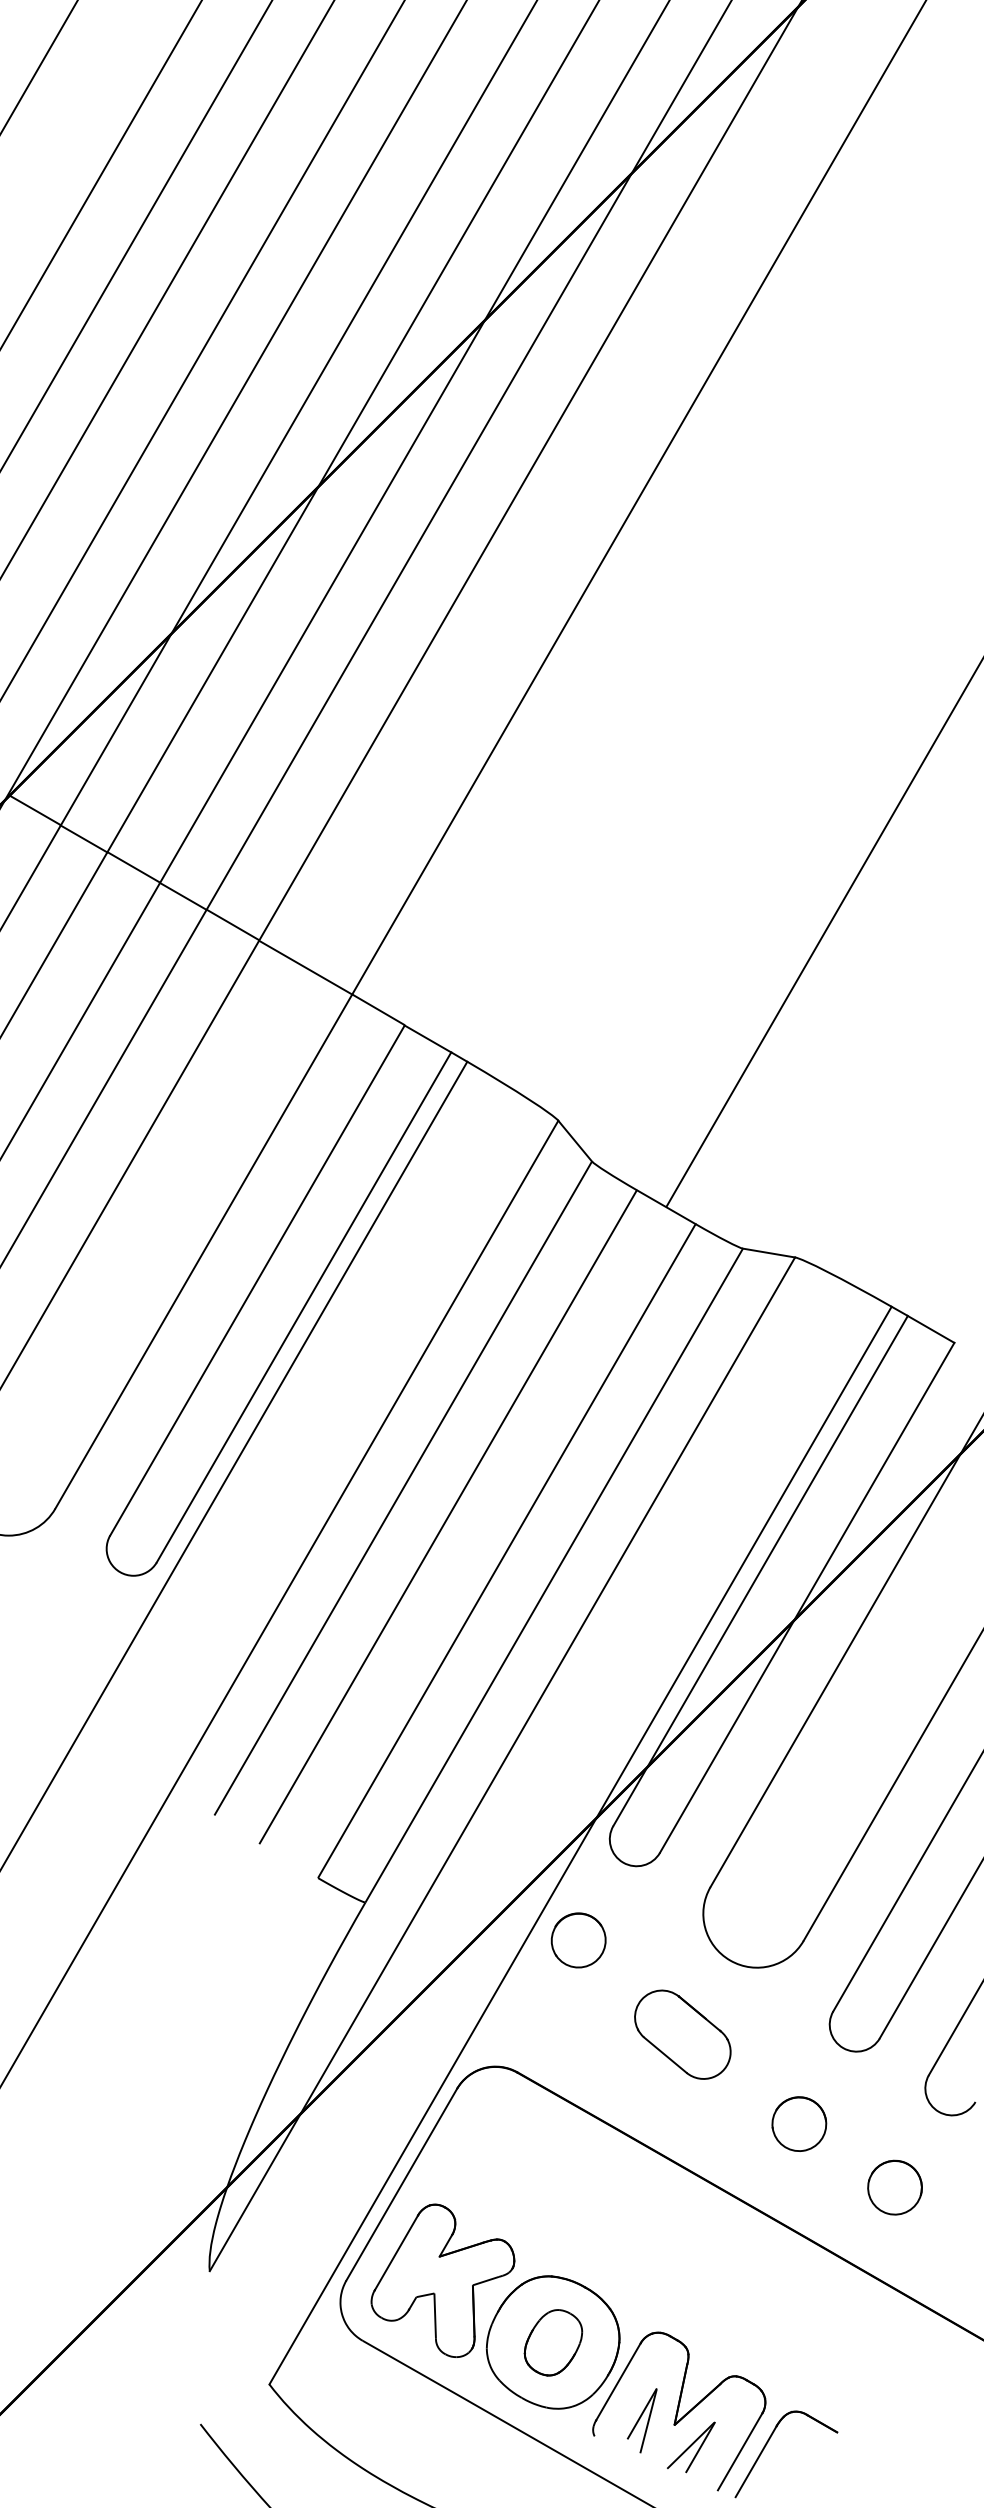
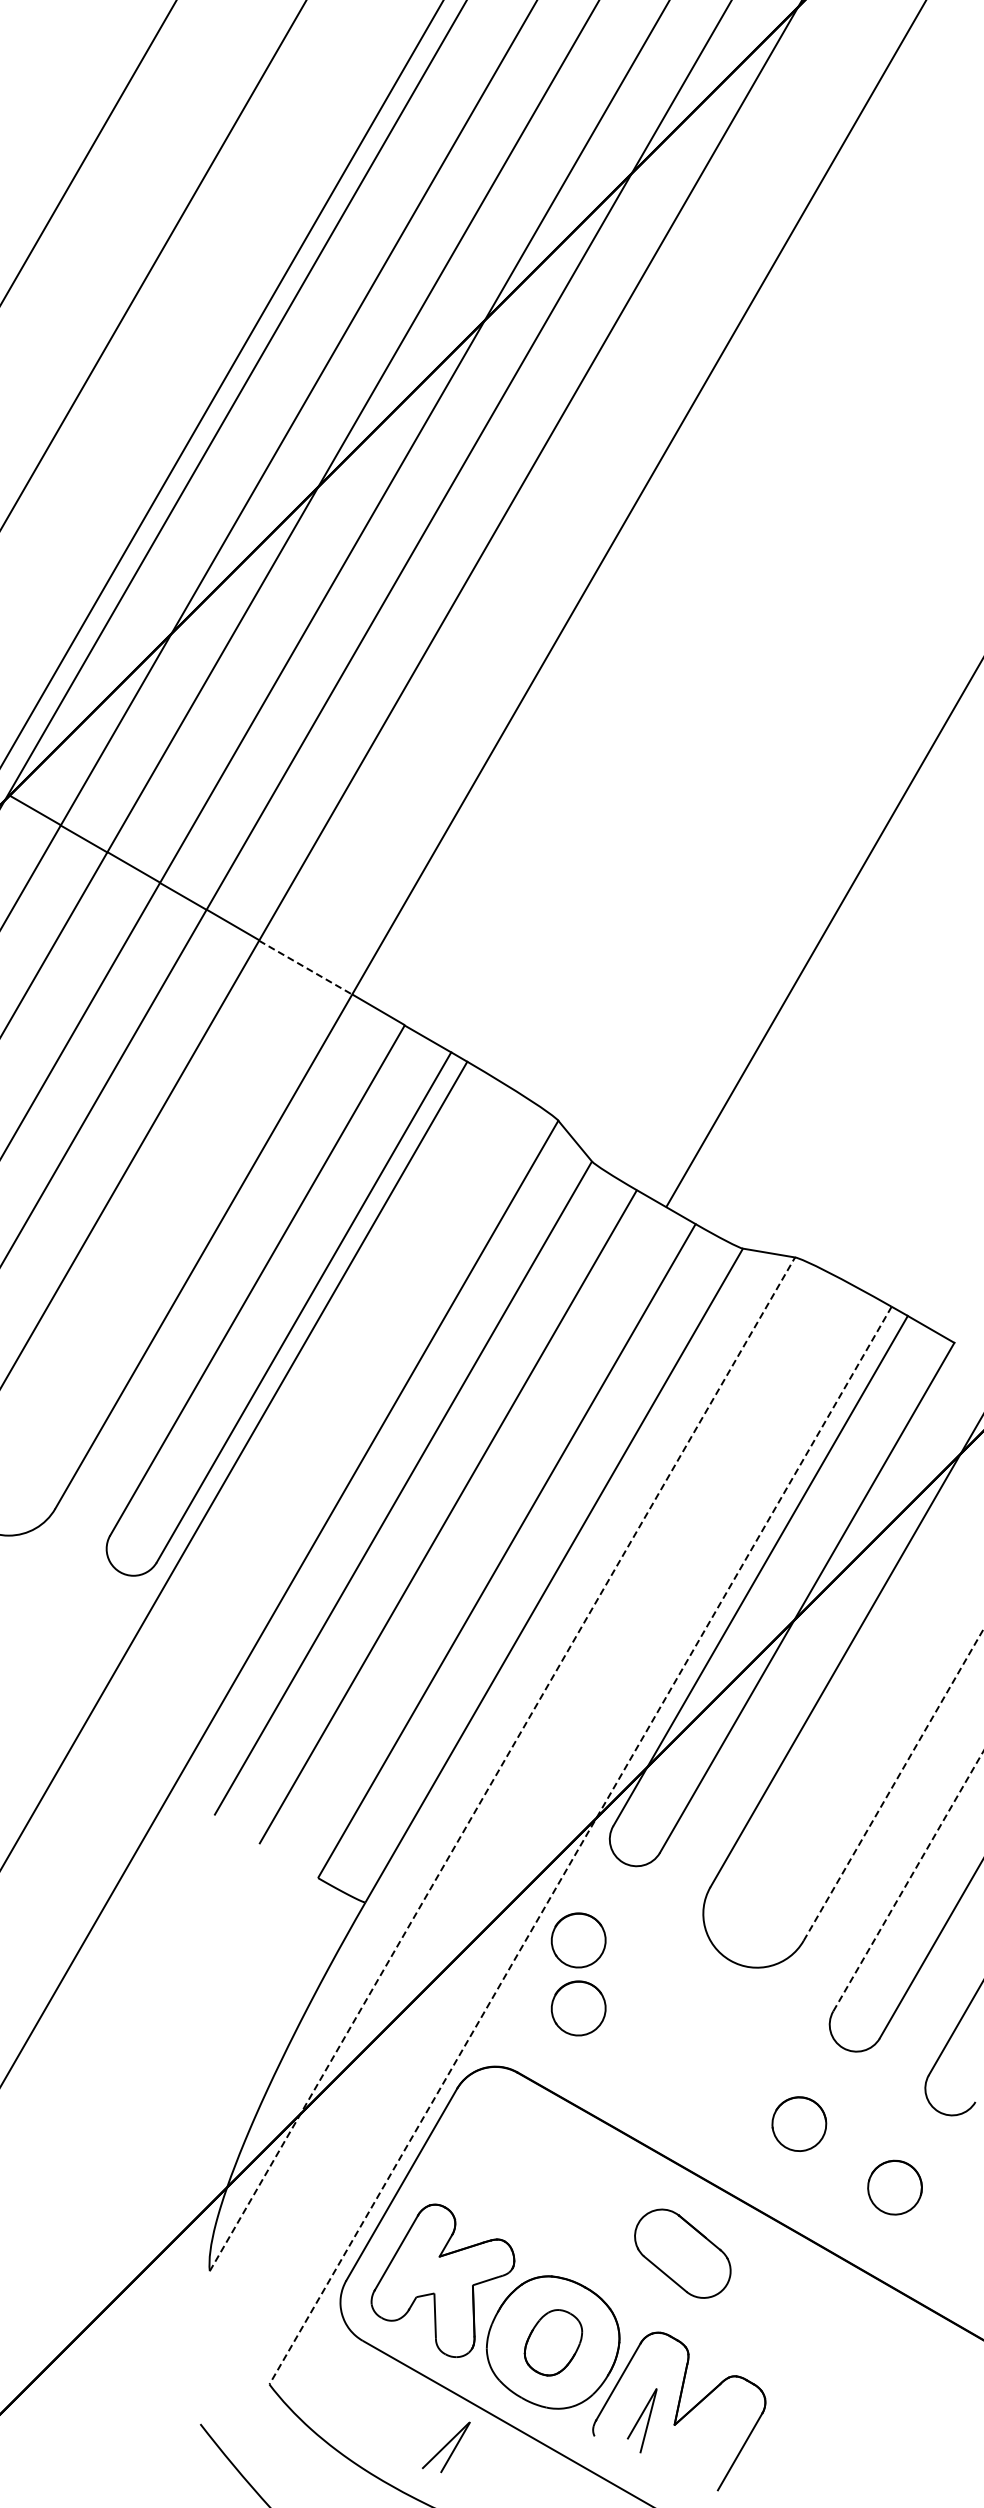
line: present -> none (39, 66)
line position: (101, 174) -> (88, 152) (88, 152)
line: present -> none (136, 234)
line position: (167, 288) -> (153, 264) (153, 264)
line position: (202, 349) -> (222, 383) (222, 383)
line: solid -> dashed (305, 967)
line: solid -> dashed (502, 1763)
line: solid -> dashed (893, 1785)
line: solid -> dashed (580, 1846)
line: solid -> dashed (908, 1880)
part: none -> present (578, 2008)
part position: (682, 2034) -> (682, 2253) (682, 2253)
part: present -> none (767, 2444)
part position: (691, 2447) -> (446, 2447) (446, 2447)
